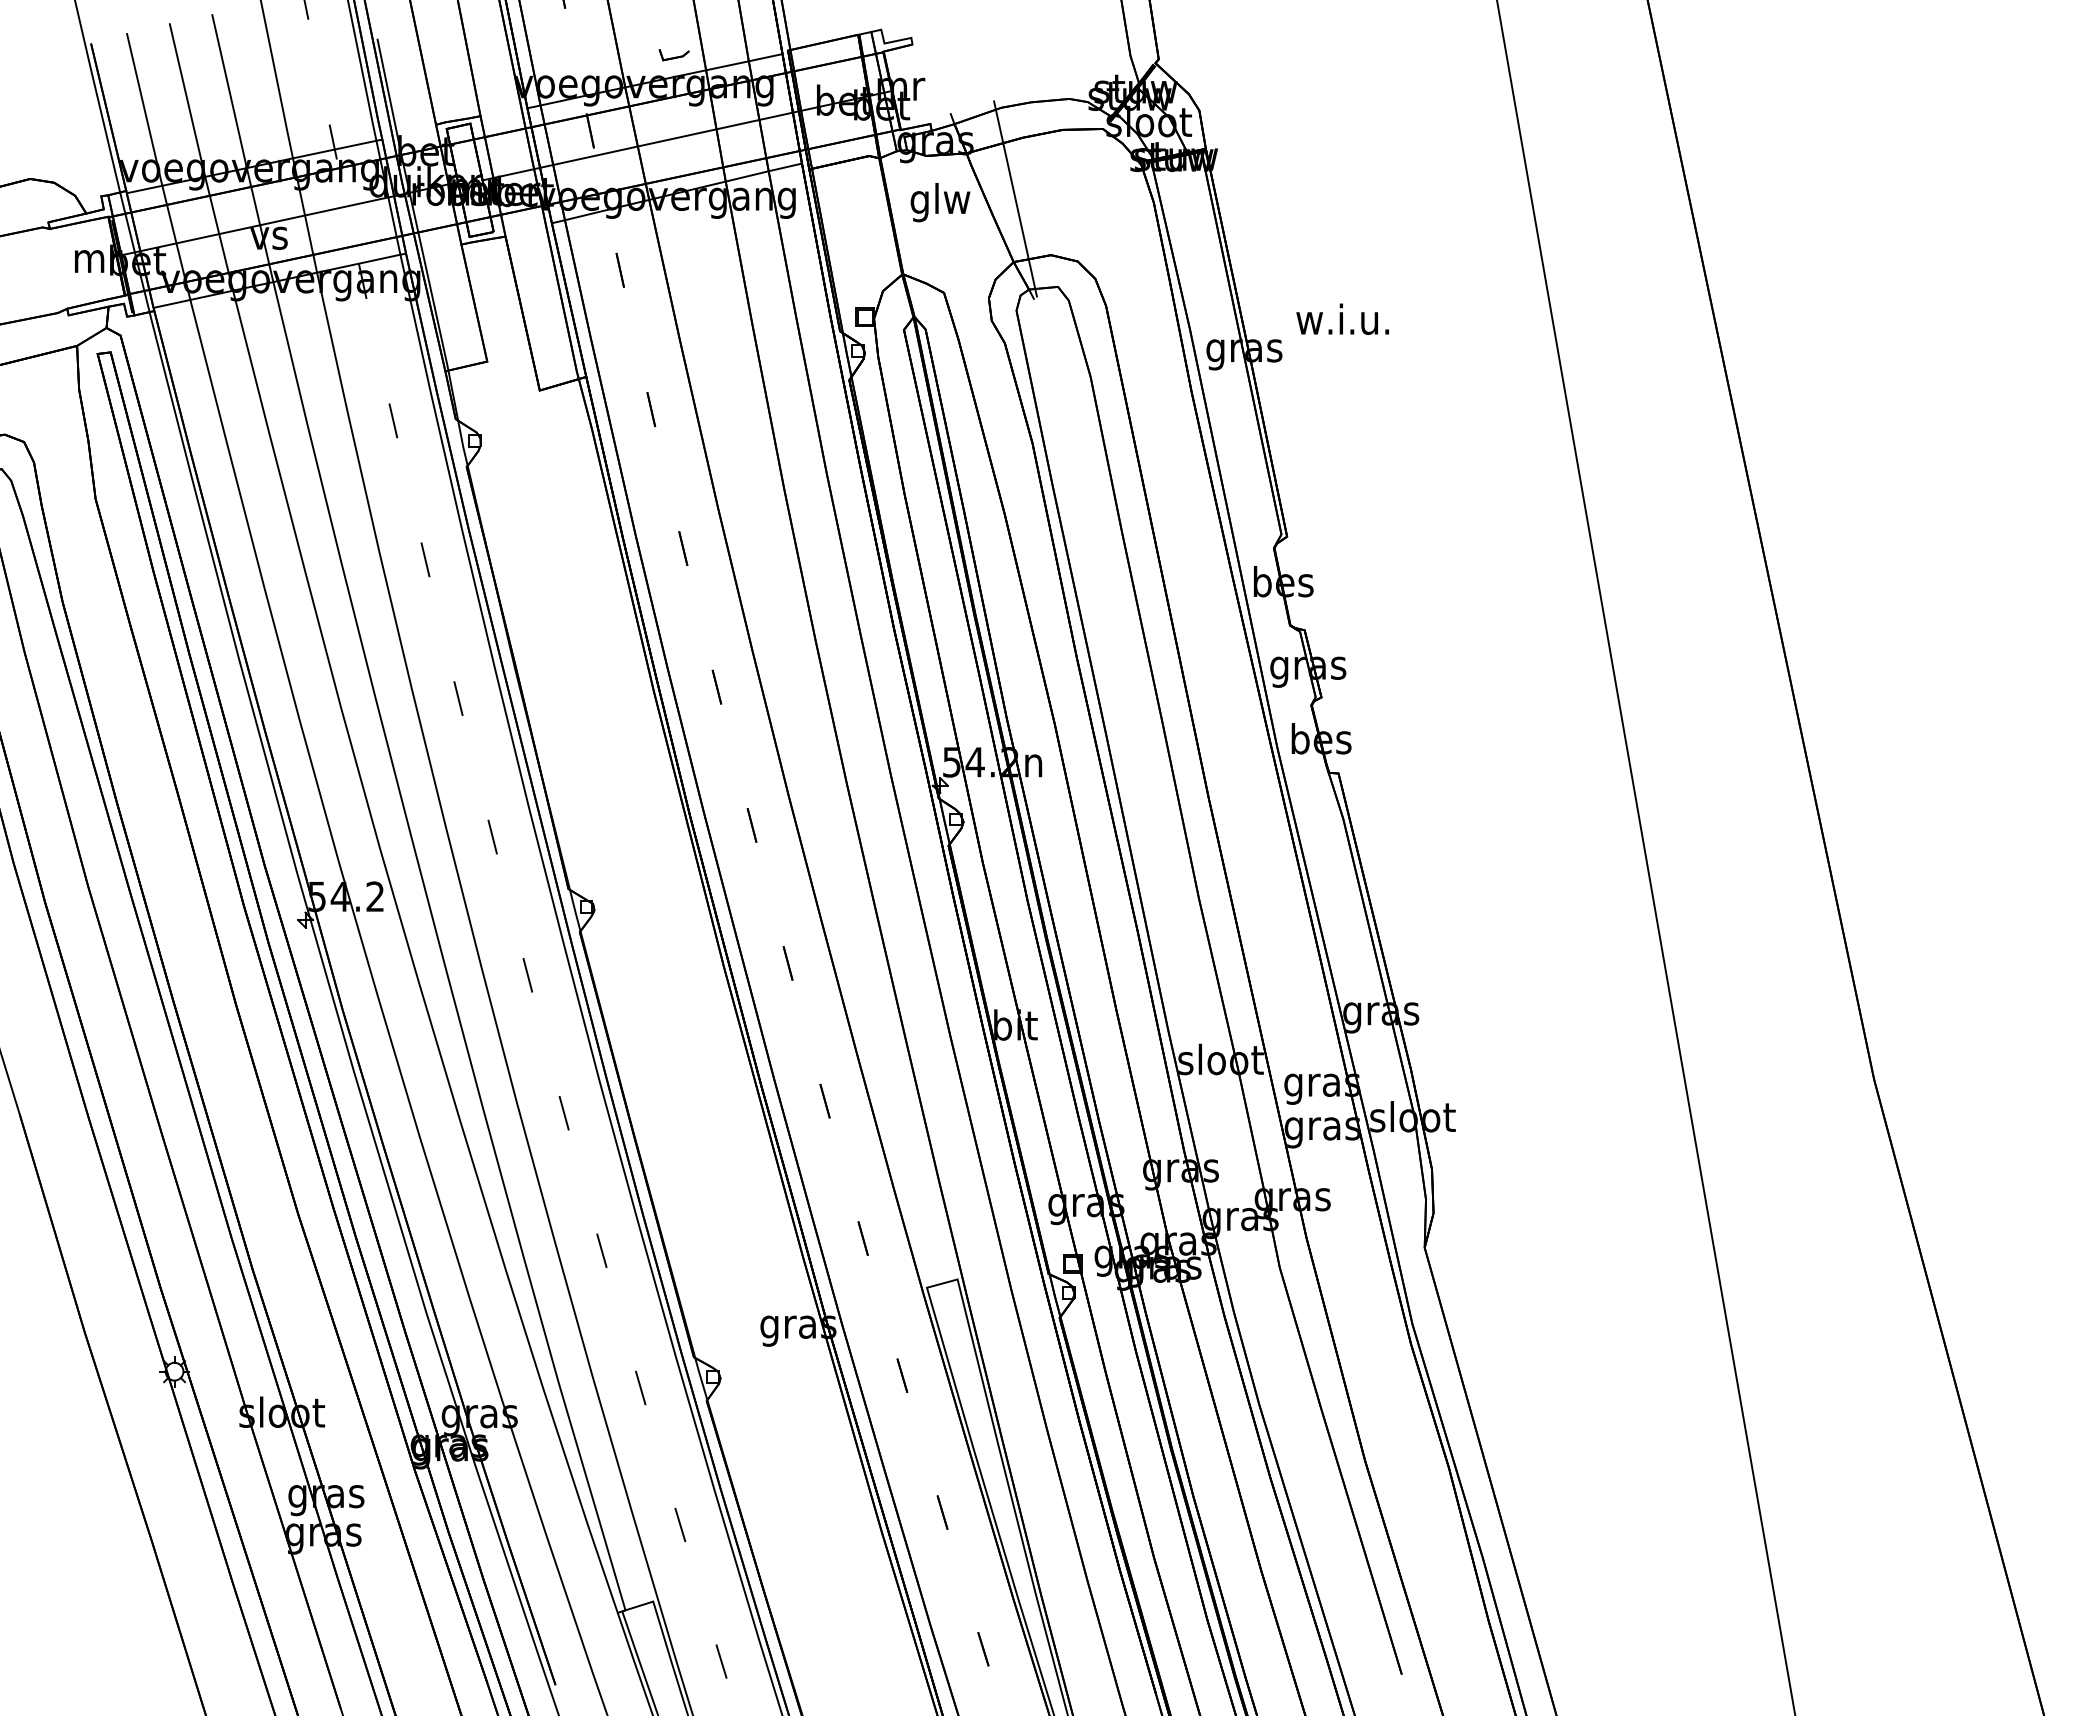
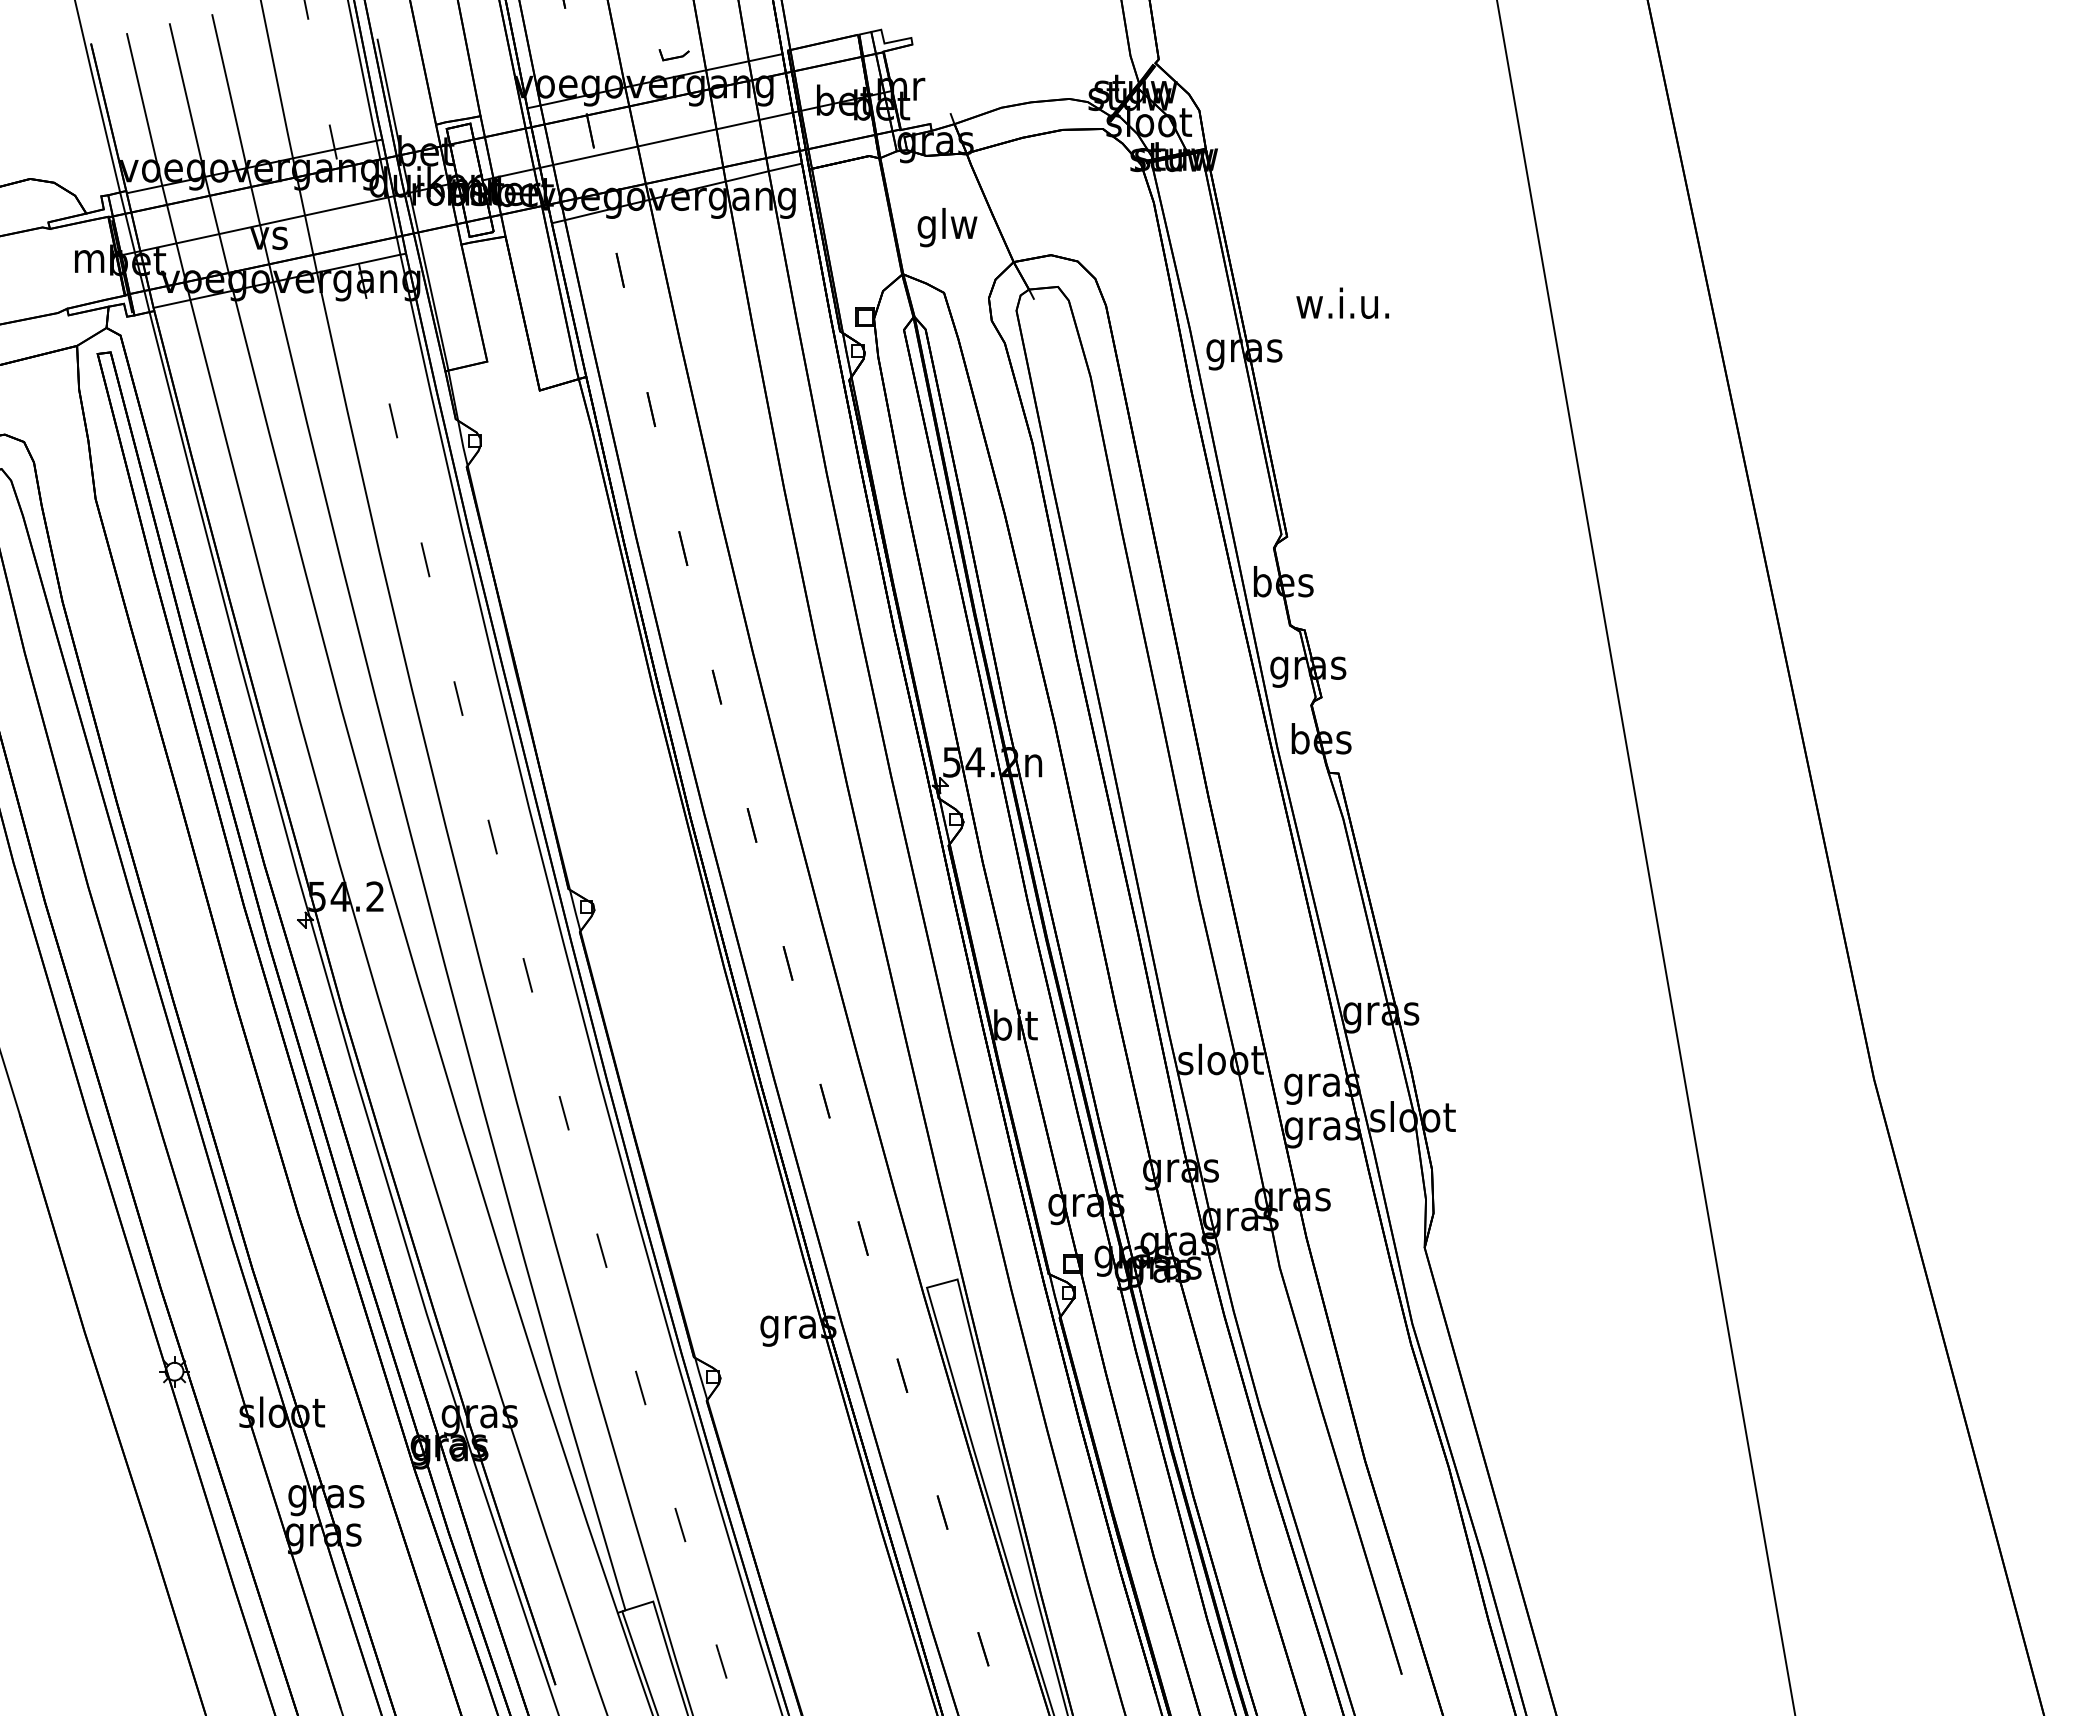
line: present -> none (1015, 198)
text position: (940, 202) -> (947, 227) (947, 227)
text position: (1342, 318) -> (1342, 302) (1342, 302)
